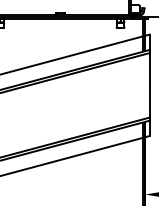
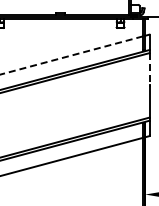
line: solid -> dashed (71, 55)
line: solid -> dashed (149, 69)
